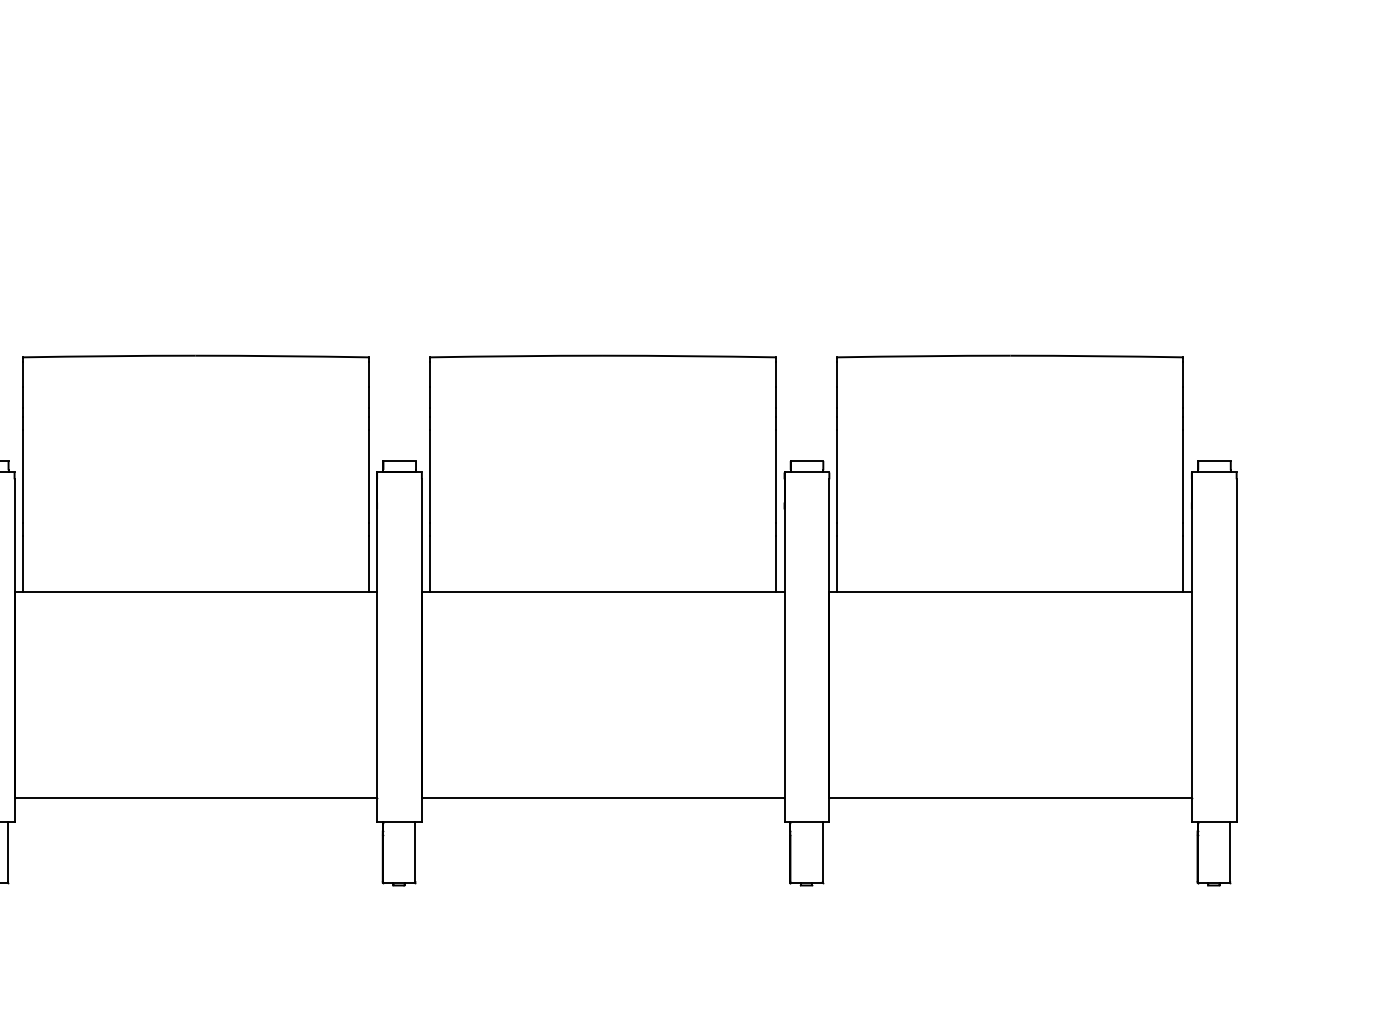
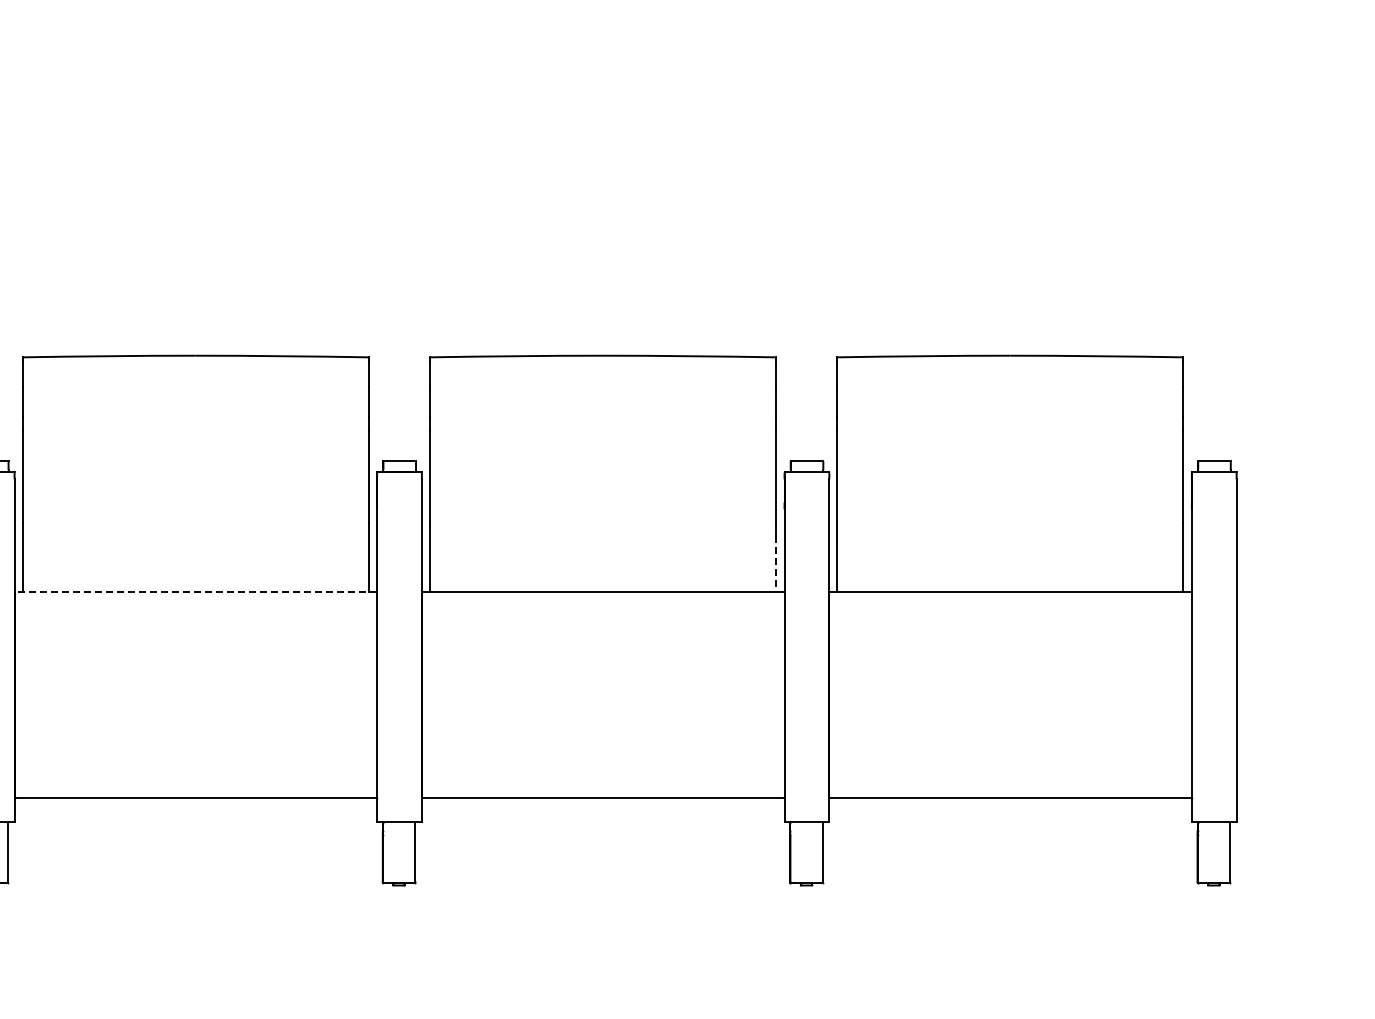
line: solid -> dashed (776, 564)
line: solid -> dashed (195, 592)
